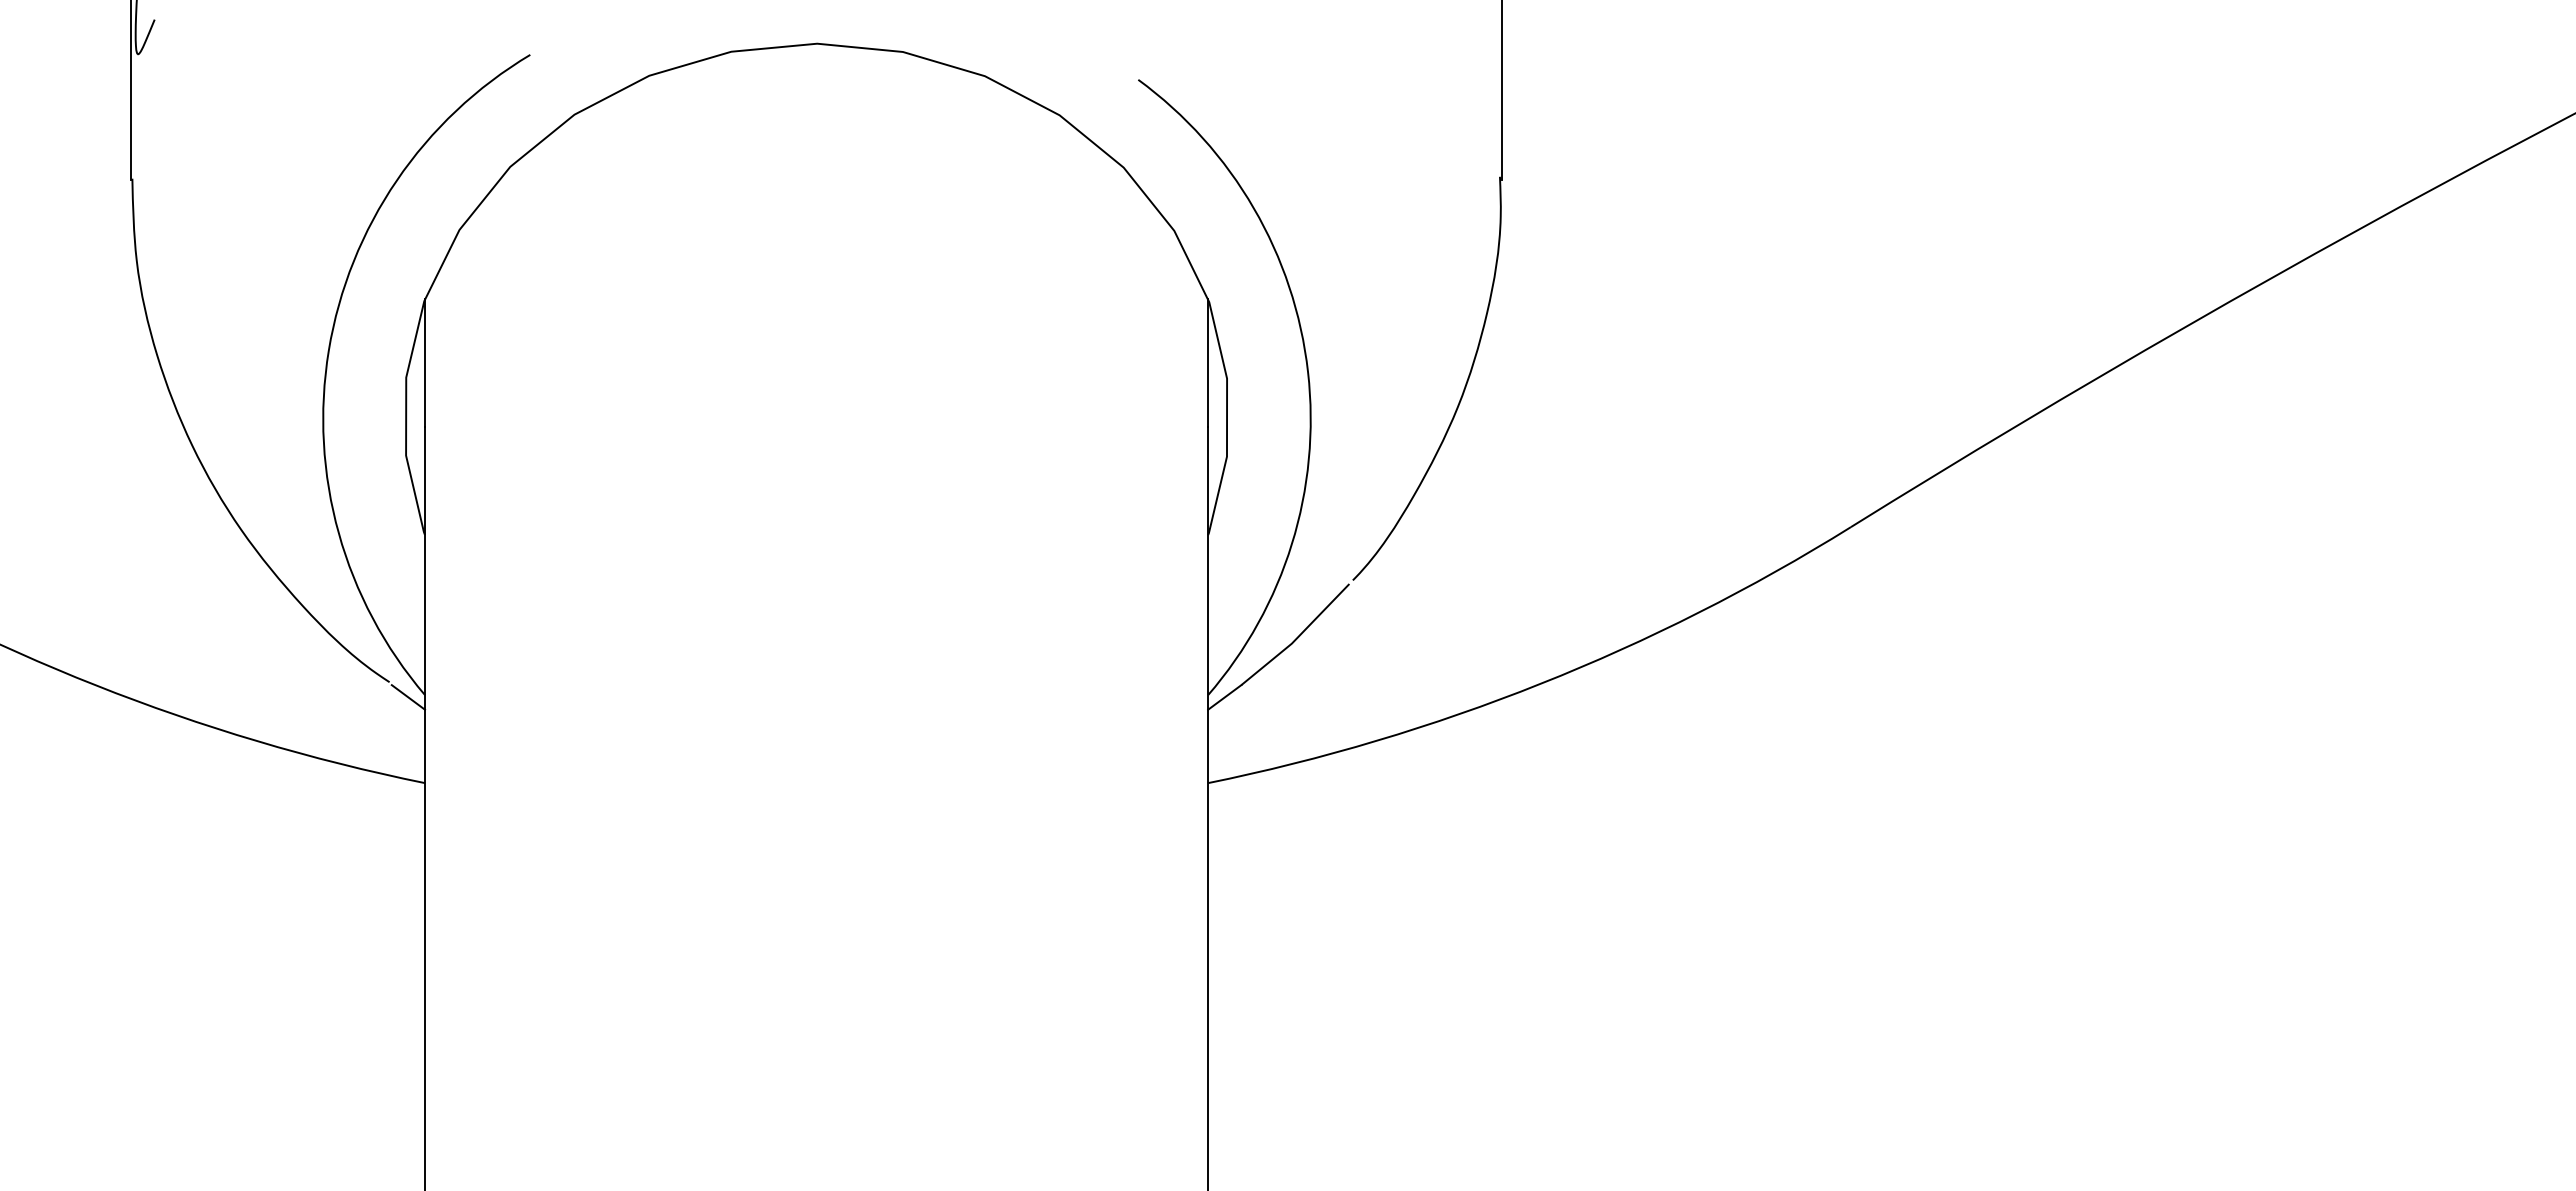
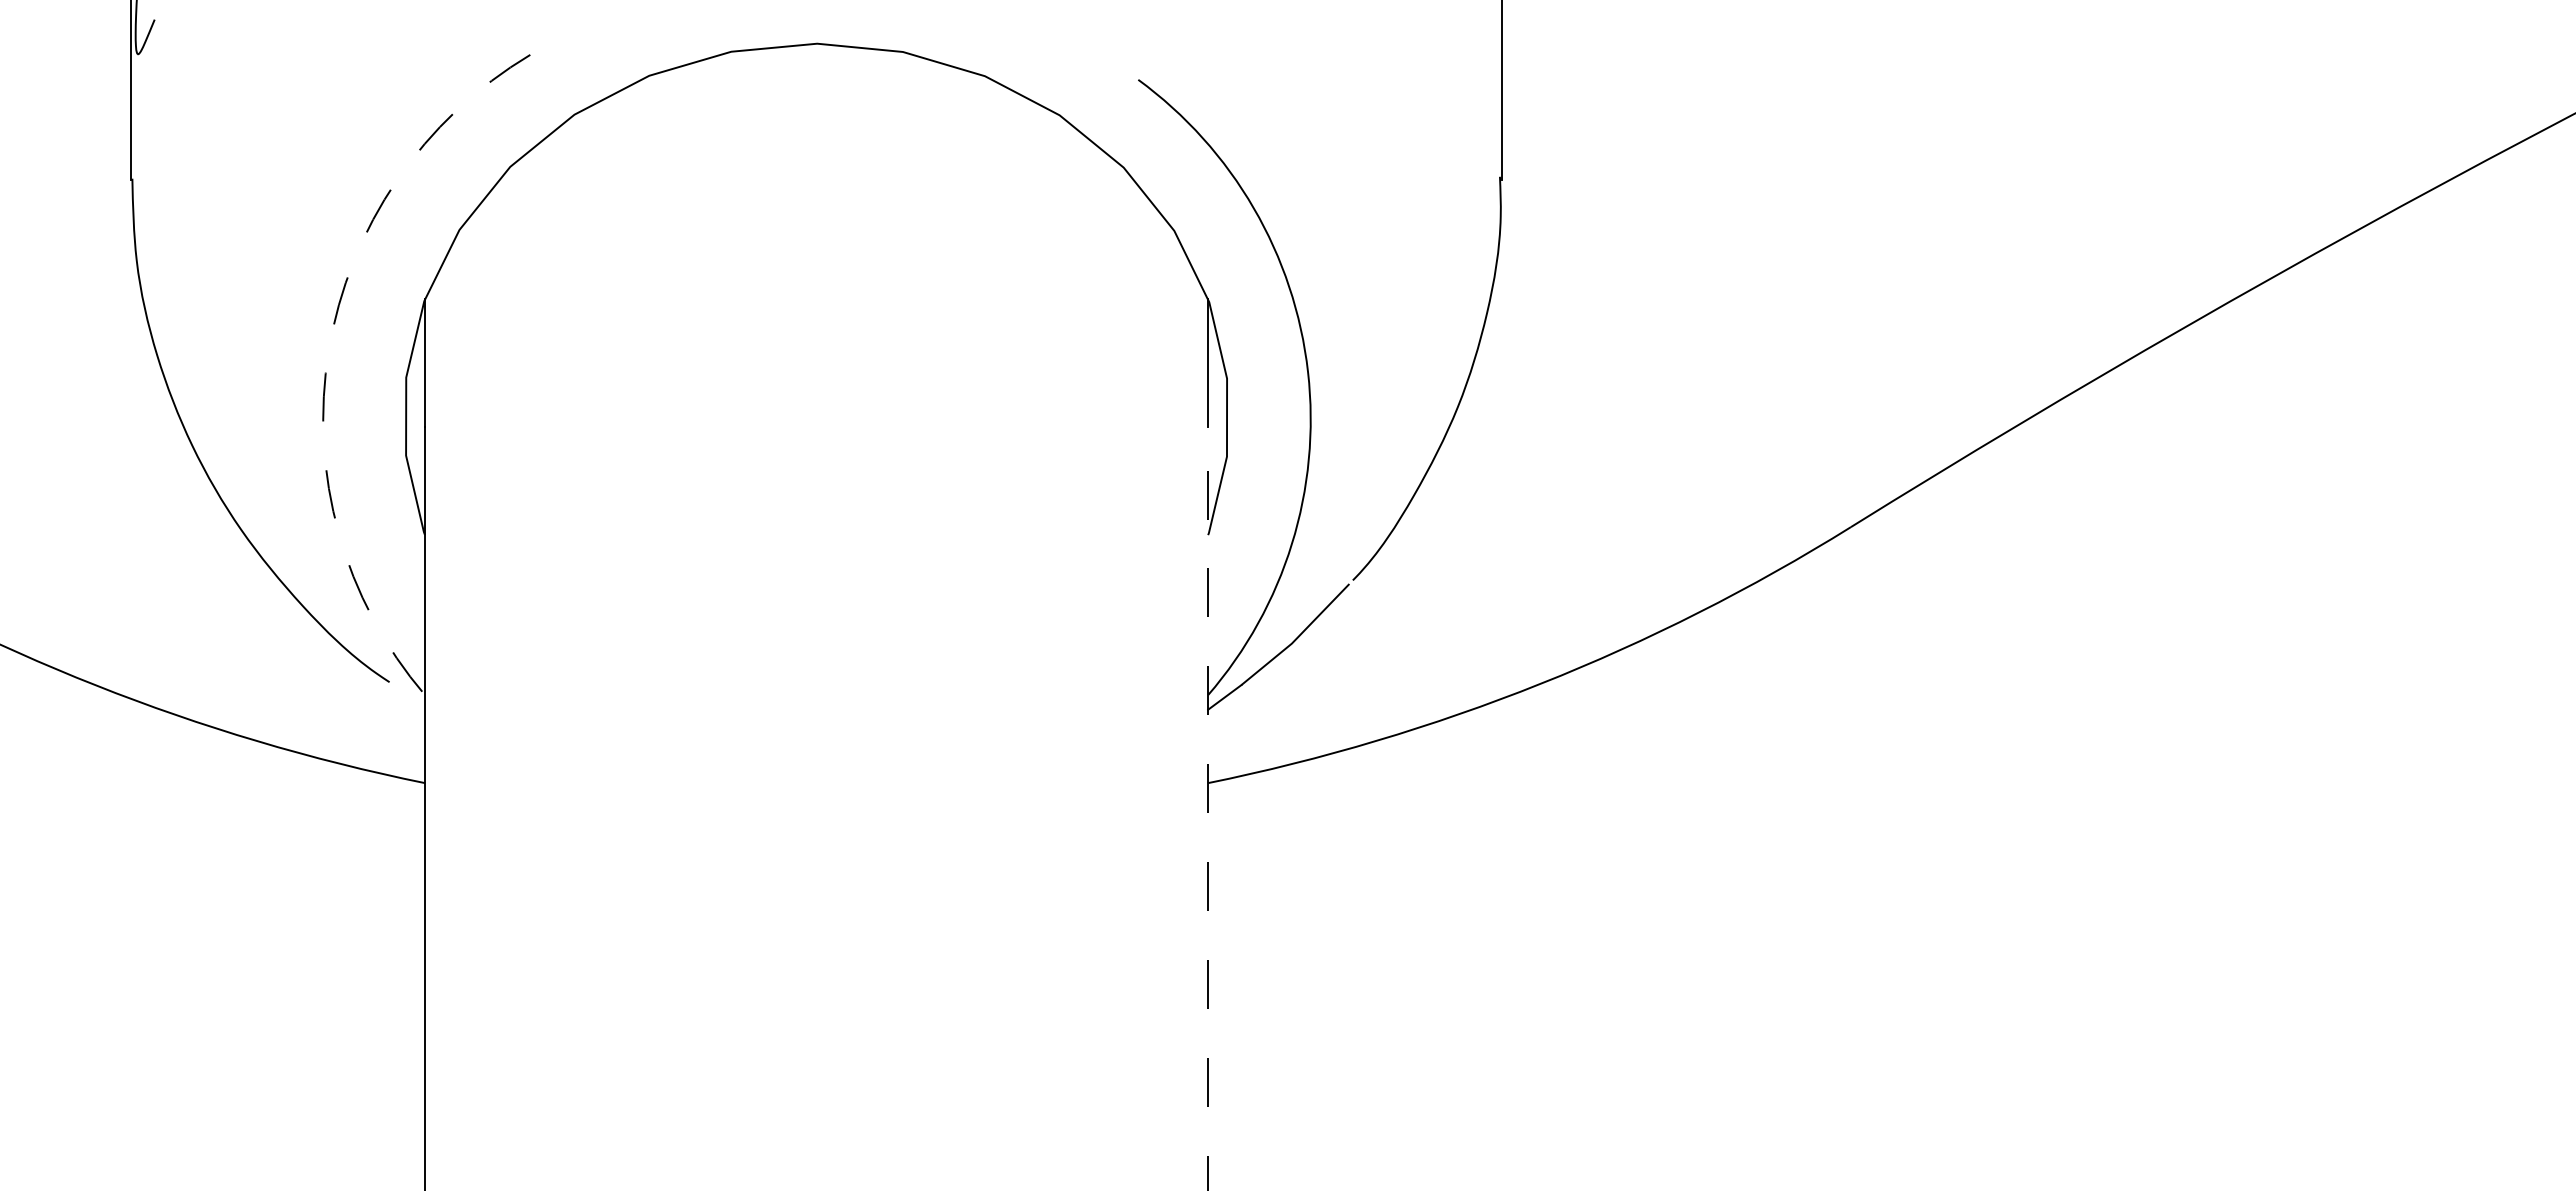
arc: solid -> dashed (328, 350)
line: present -> none (408, 697)
line: solid -> dashed (1208, 808)
